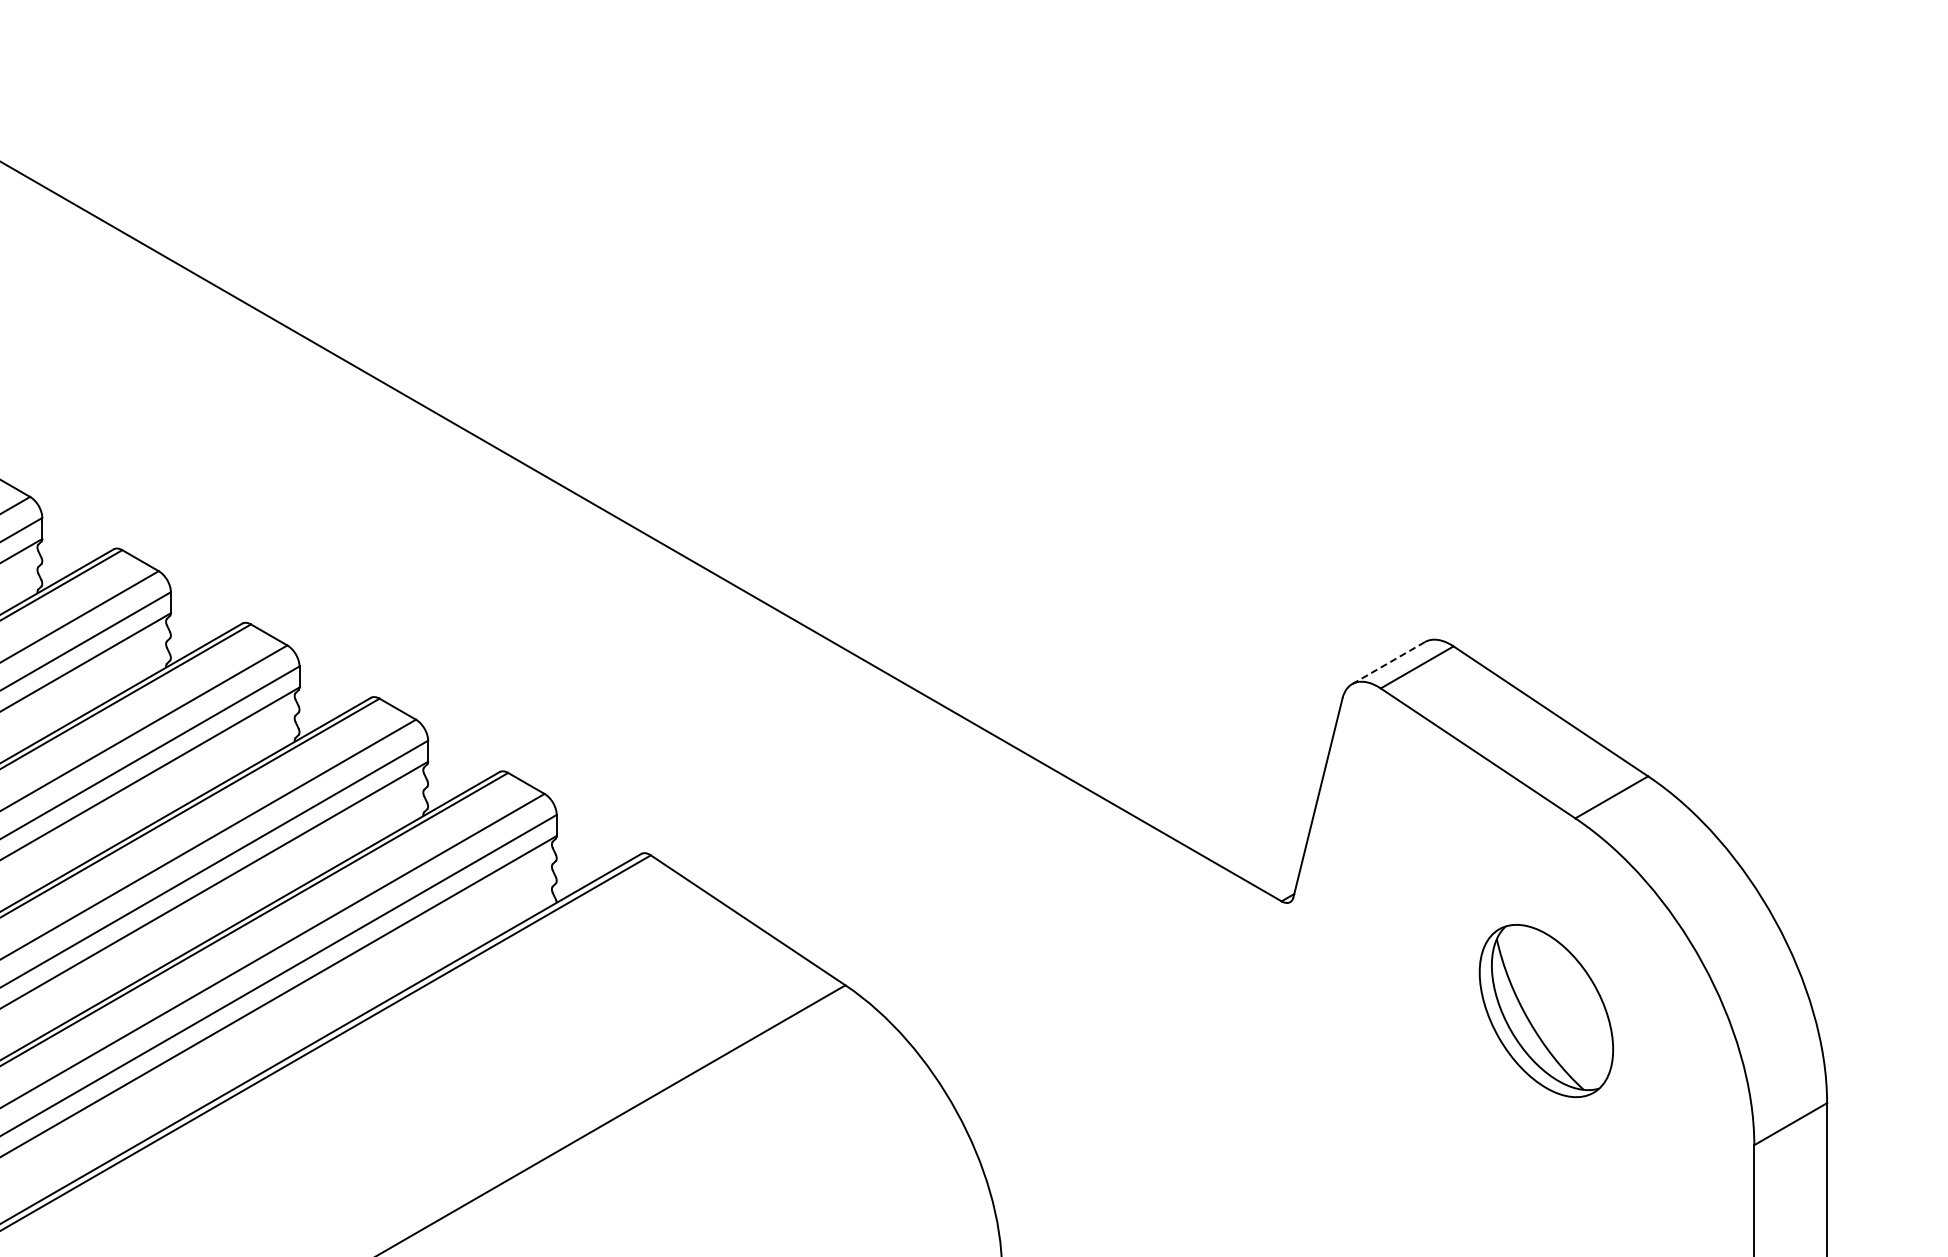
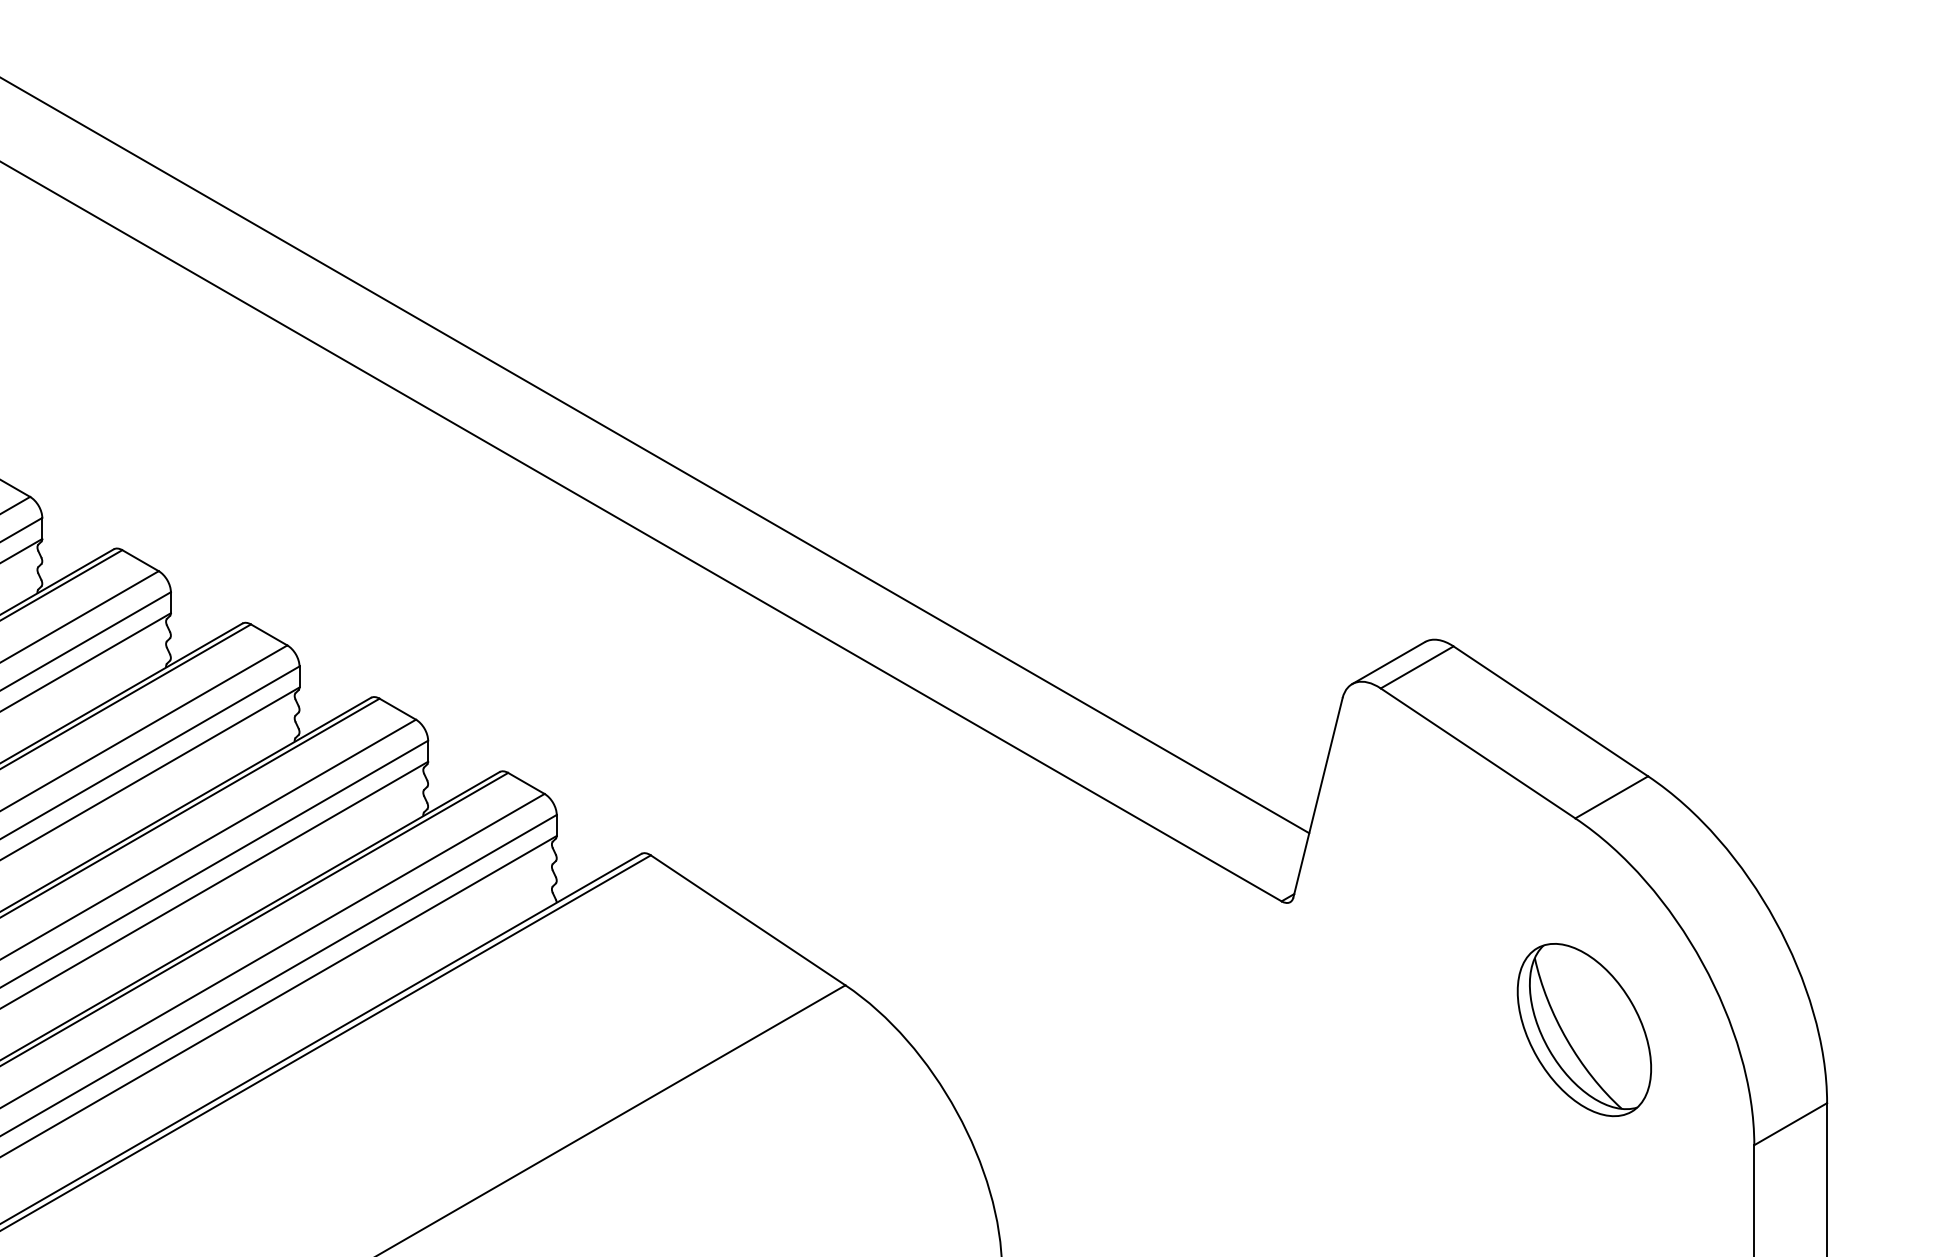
line: none -> present (655, 455)
line: dashed -> solid (1389, 662)
part position: (1545, 1011) -> (1583, 1030) (1583, 1030)
